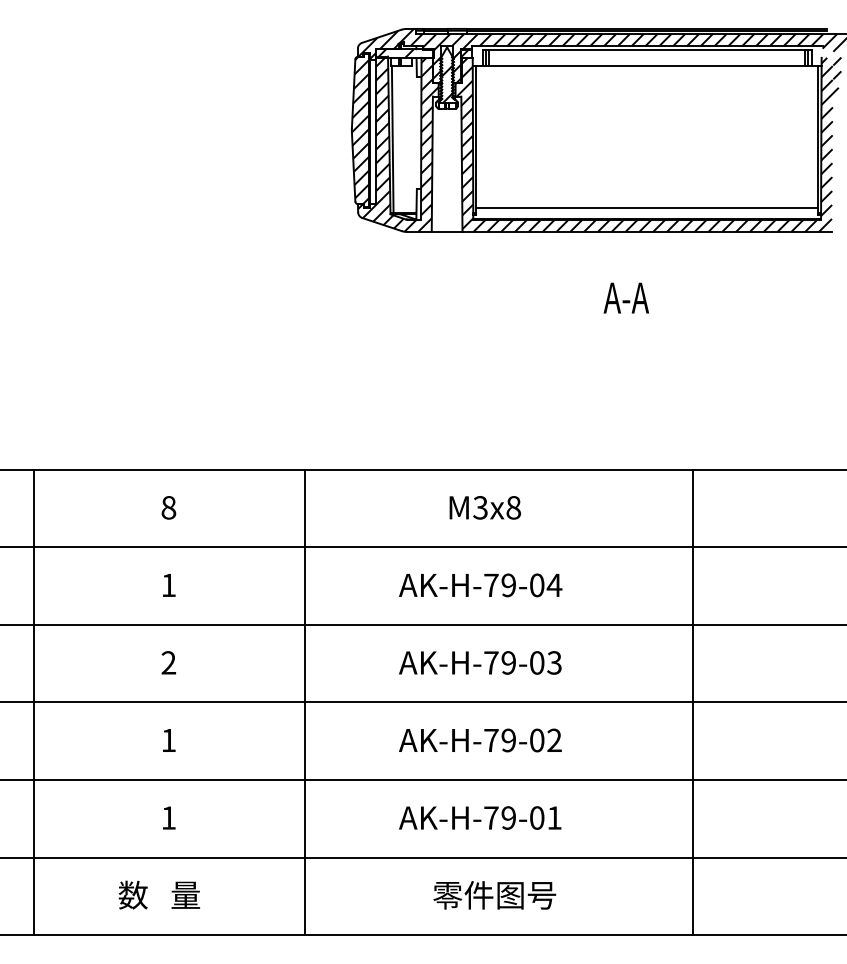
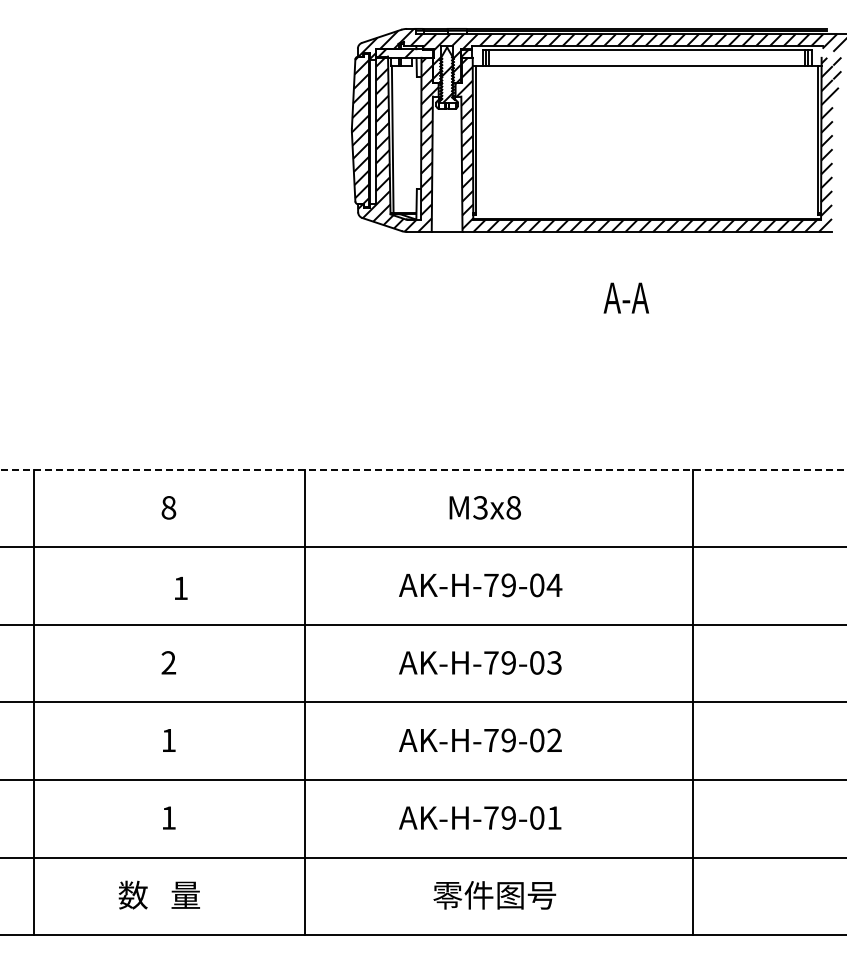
line: present -> none (647, 208)
line: solid -> dashed (423, 469)
text position: (169, 585) -> (181, 588) (181, 588)
